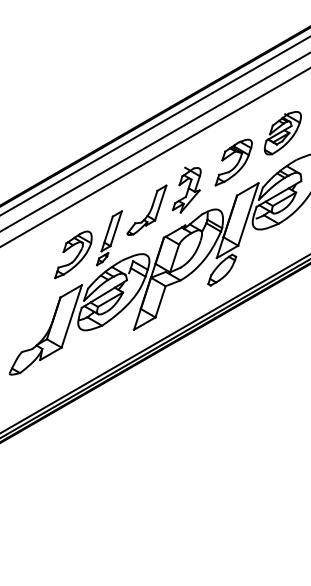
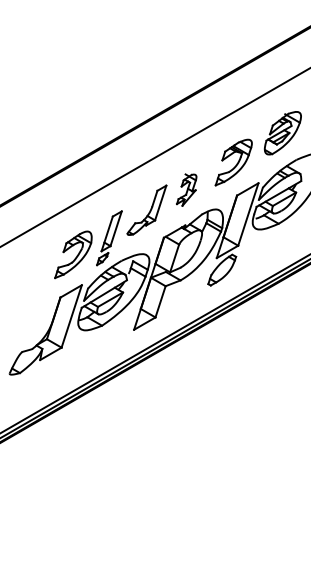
line: present -> none (154, 126)
line: present -> none (154, 142)
part size: 31x48 px -> 22x34 px (186, 189)
